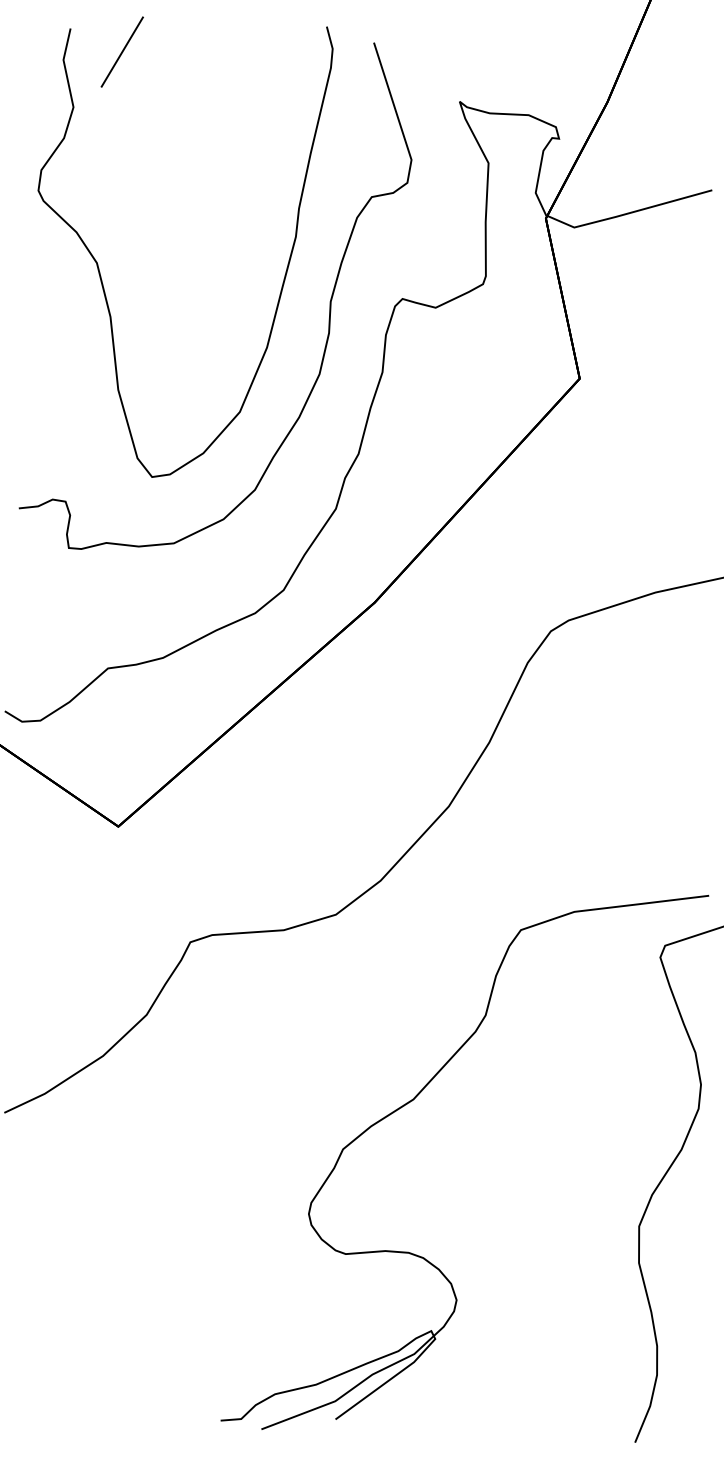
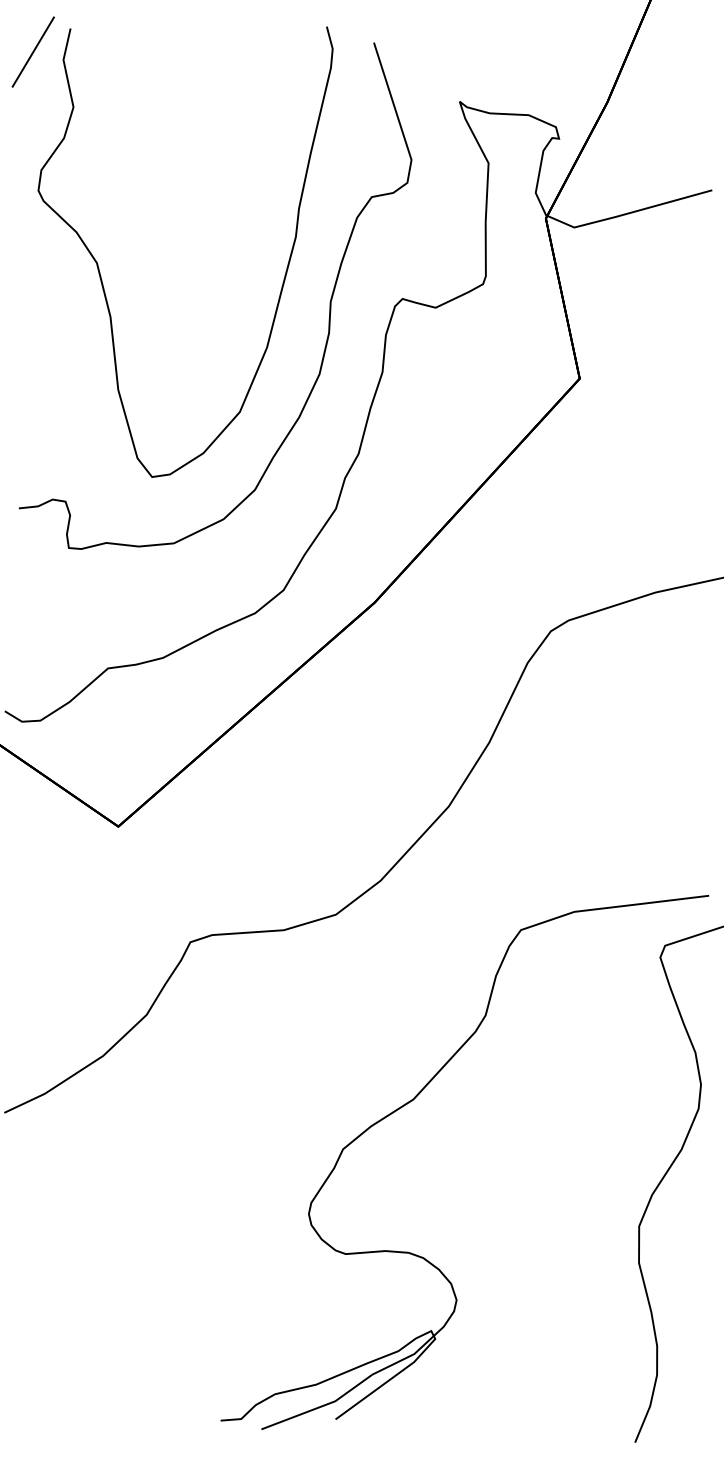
line position: (121, 51) -> (32, 51) (32, 51)
